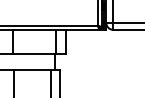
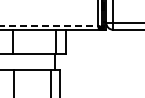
line: solid -> dashed (48, 25)
